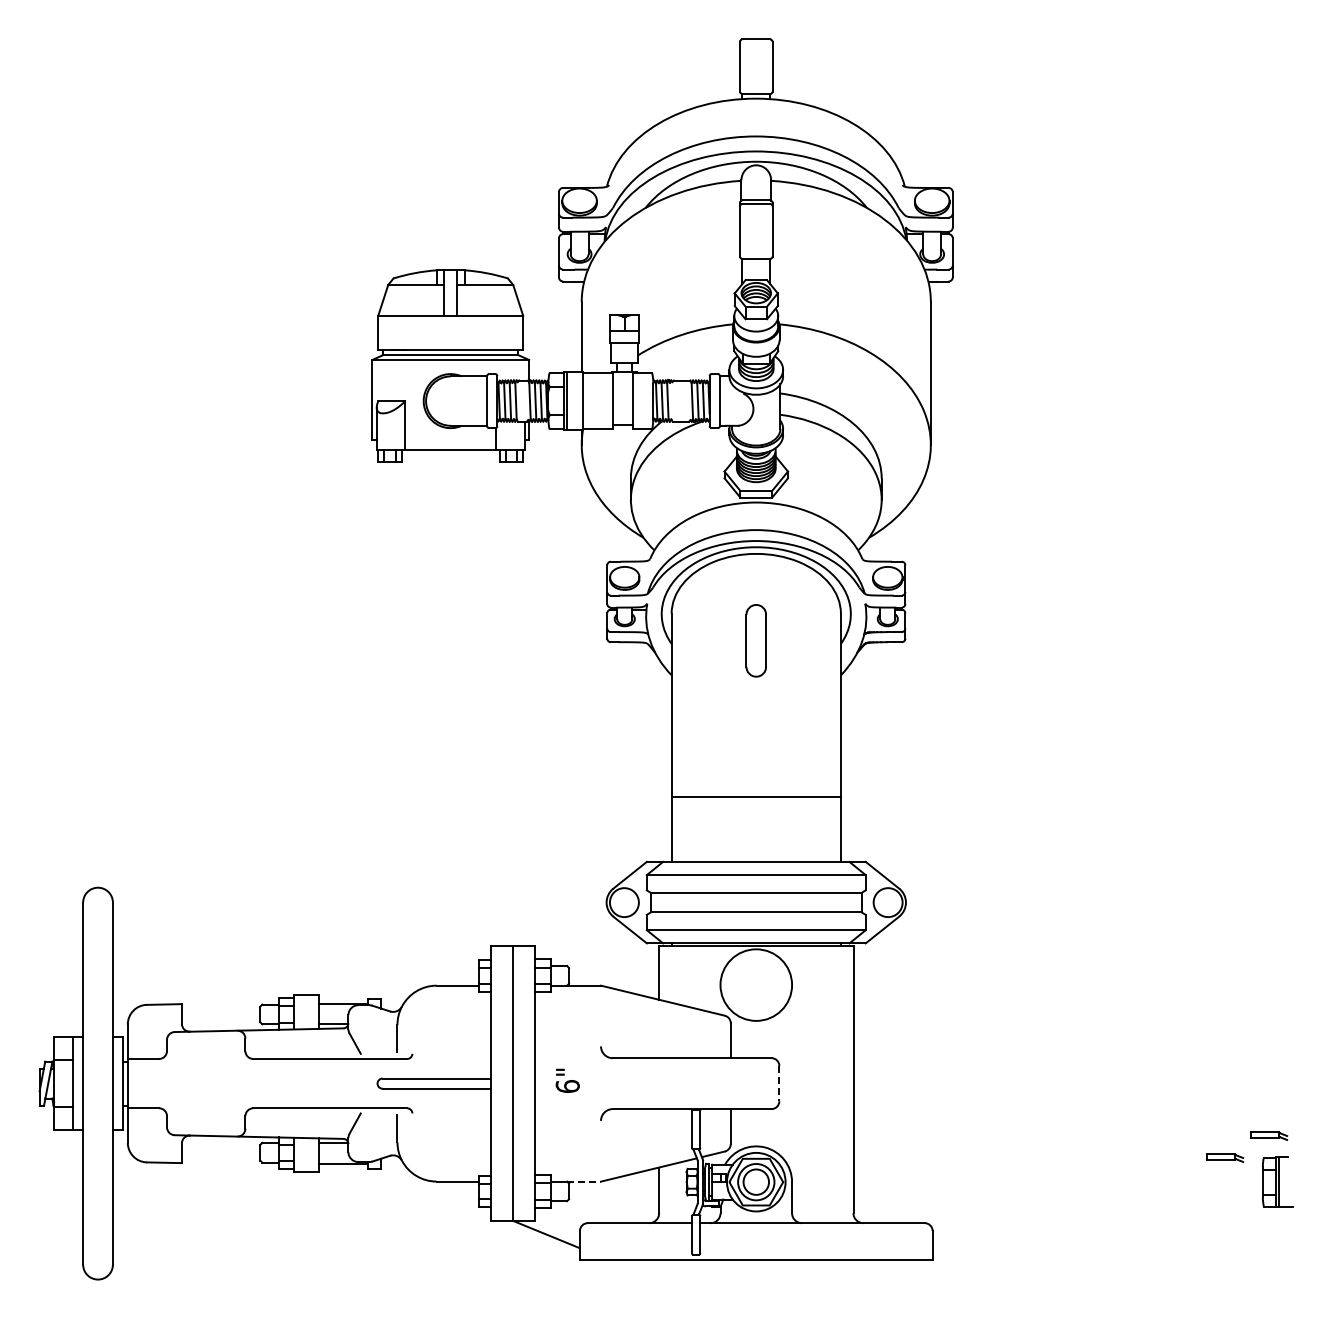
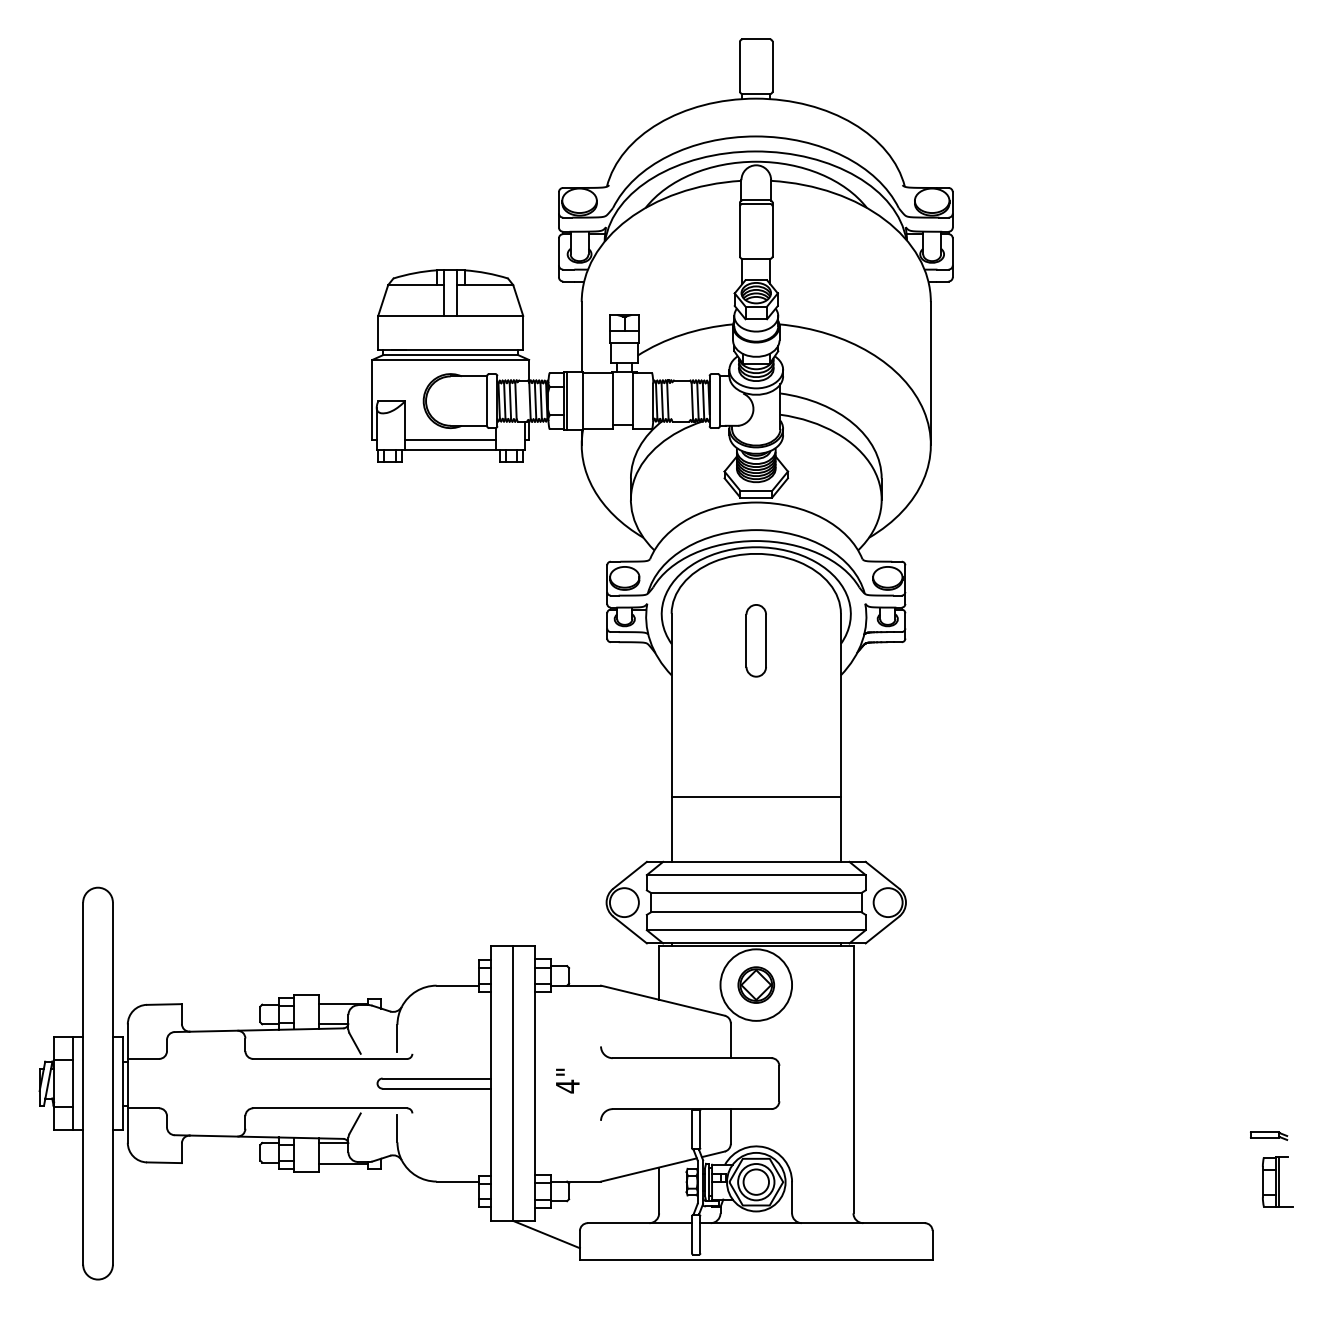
line: none -> present (450, 440)
part: none -> present (755, 984)
line: dashed -> solid (779, 1083)
text: 6" -> 4" (567, 1086)
part: present -> none (1225, 1157)
line: dashed -> solid (584, 1181)
